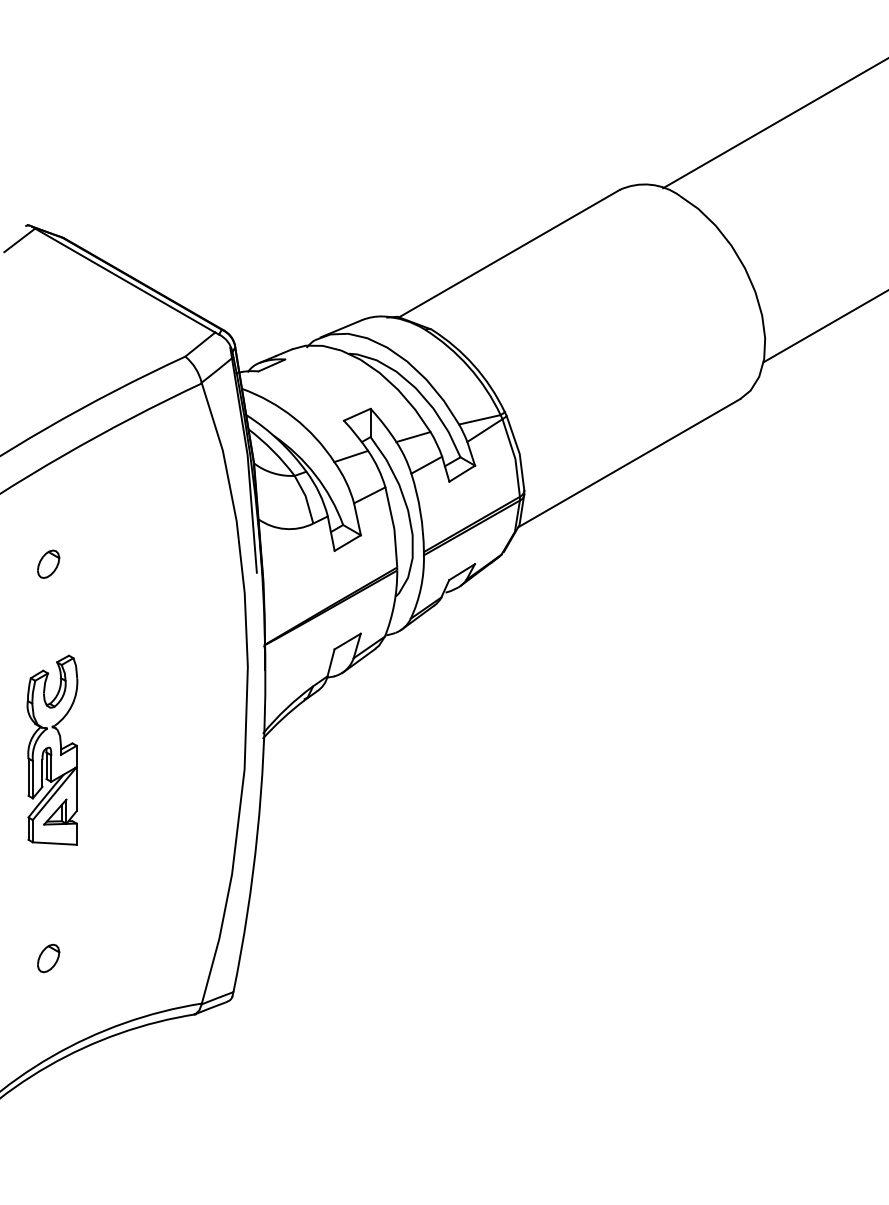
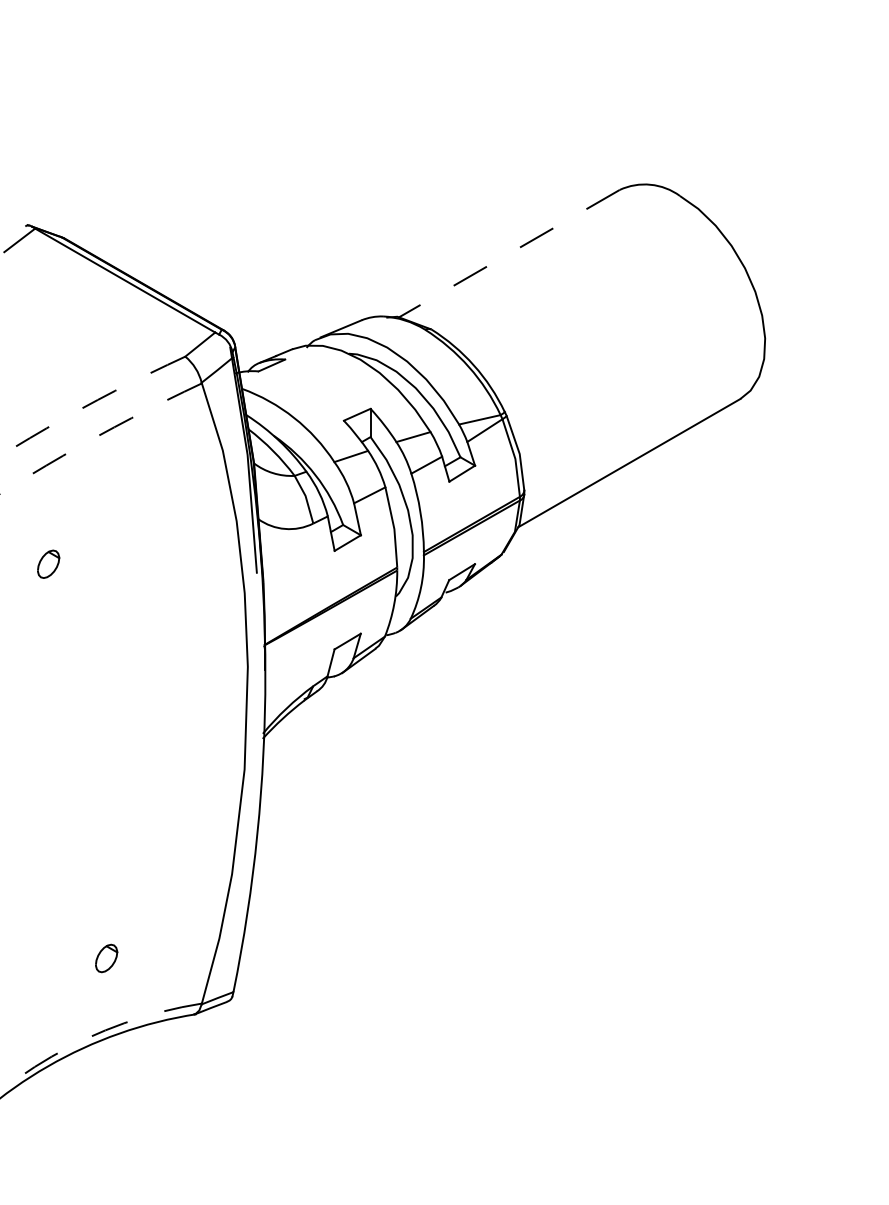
line: present -> none (774, 123)
line: solid -> dashed (508, 253)
line: present -> none (824, 326)
arc: solid -> dashed (91, 403)
arc: solid -> dashed (98, 435)
part: present -> none (52, 749)
part position: (48, 958) -> (106, 958) (106, 958)
arc: solid -> dashed (95, 1034)
